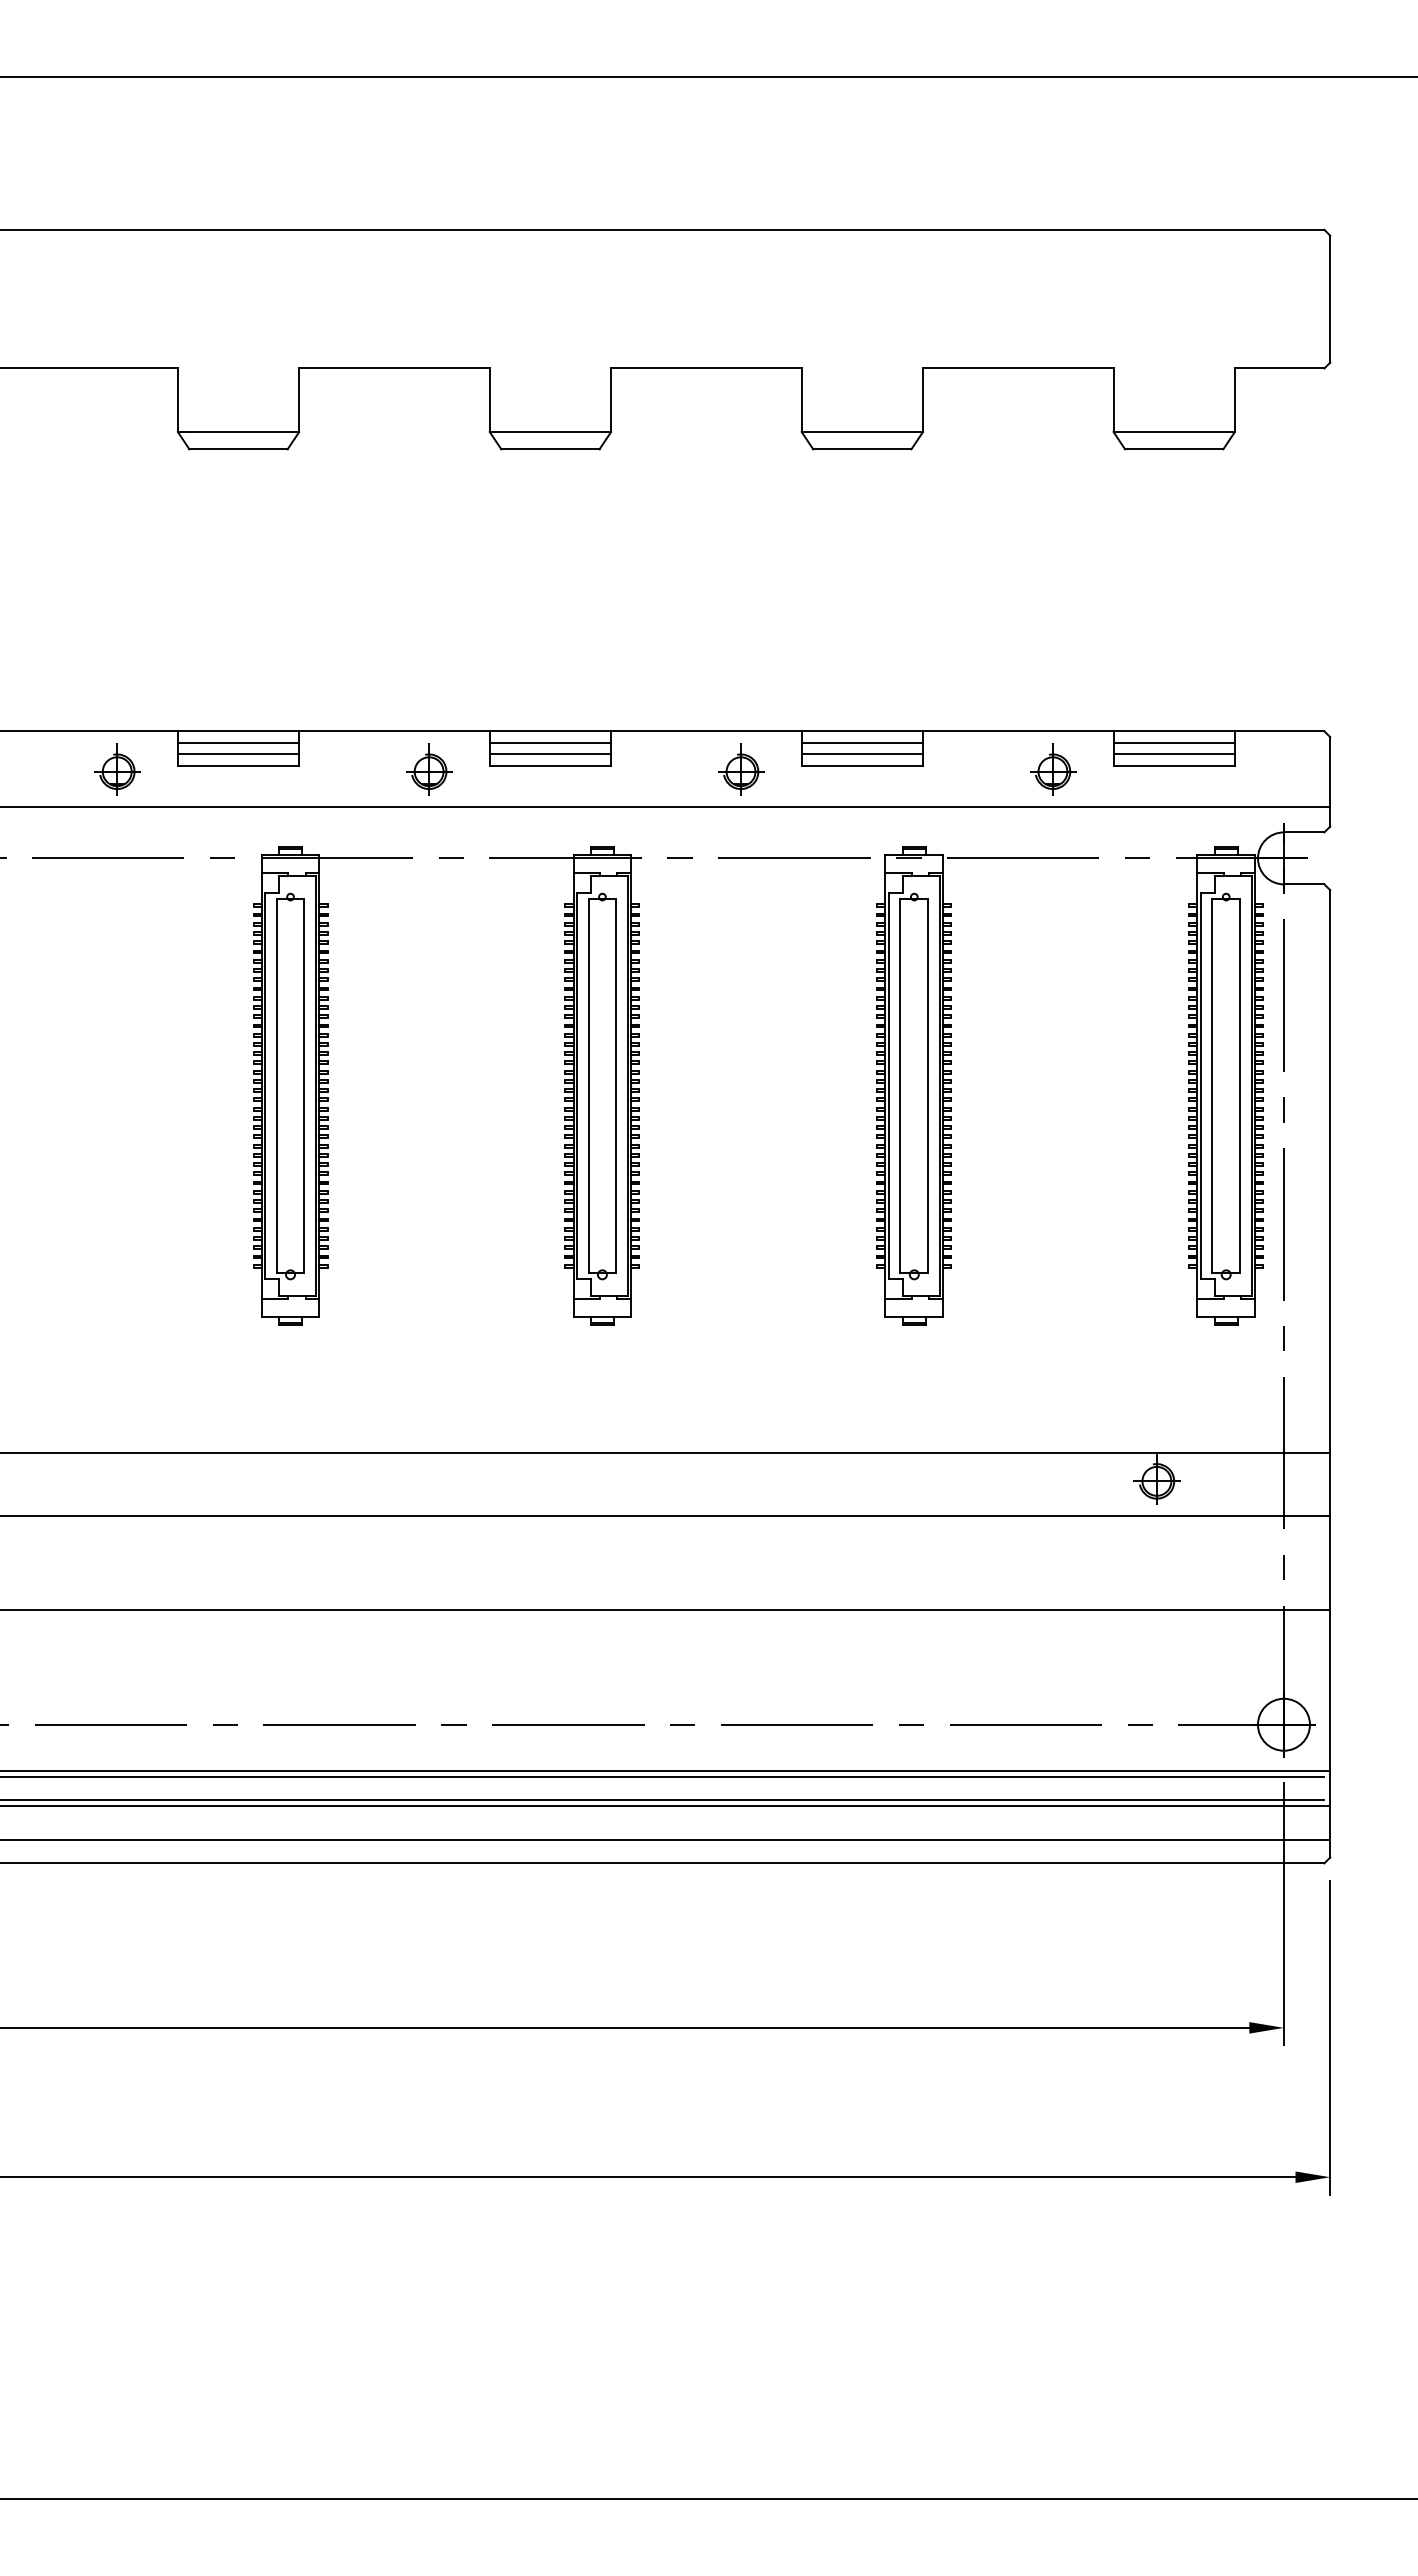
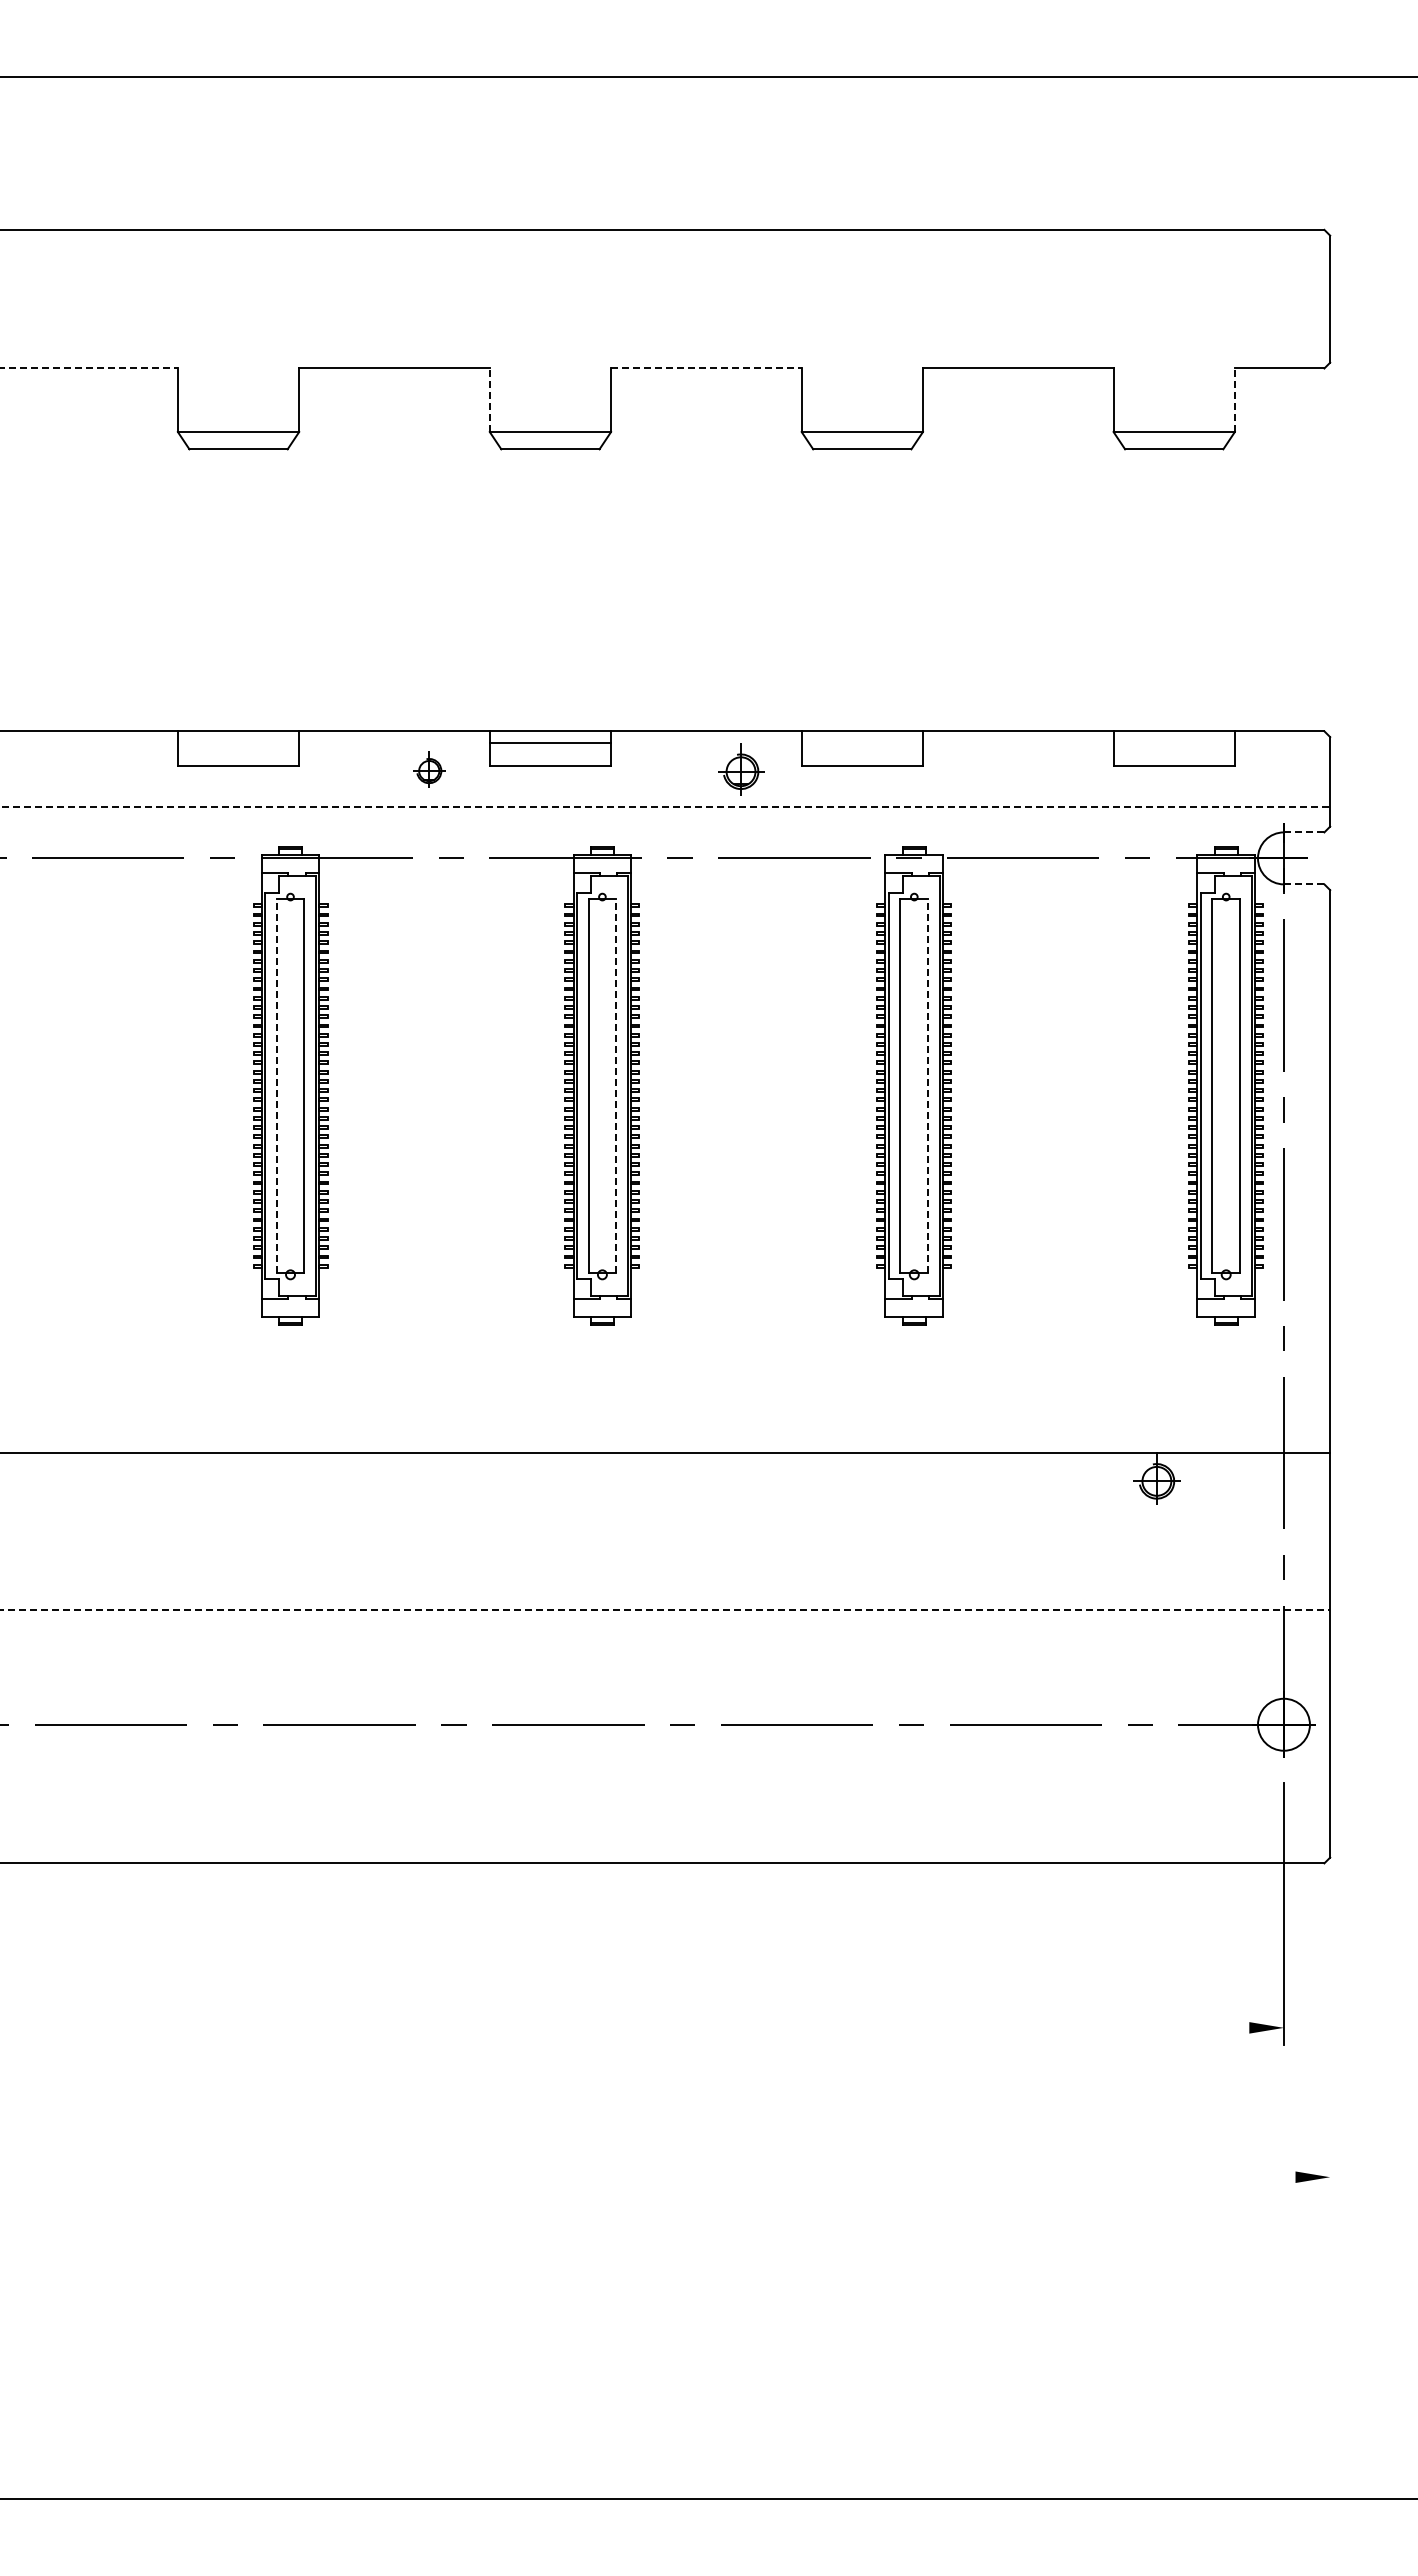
line: solid -> dashed (89, 368)
line: solid -> dashed (706, 368)
line: solid -> dashed (489, 400)
line: solid -> dashed (1234, 400)
line: present -> none (238, 742)
line: present -> none (861, 742)
line: present -> none (1173, 742)
line: present -> none (238, 754)
line: present -> none (550, 754)
line: present -> none (861, 754)
line: present -> none (1173, 754)
part: present -> none (117, 769)
part size: 47x53 px -> 33x37 px (429, 769)
part: present -> none (1053, 769)
line: solid -> dashed (665, 806)
line: solid -> dashed (1303, 832)
line: solid -> dashed (1303, 884)
line: solid -> dashed (276, 1085)
line: solid -> dashed (616, 1085)
line: solid -> dashed (928, 1085)
line: present -> none (666, 1516)
line: solid -> dashed (665, 1609)
line: present -> none (666, 1770)
line: present -> none (663, 1776)
line: present -> none (663, 1799)
line: present -> none (666, 1805)
line: present -> none (666, 1840)
line: present -> none (625, 2027)
line: present -> none (1330, 2037)
line: present -> none (654, 2177)
